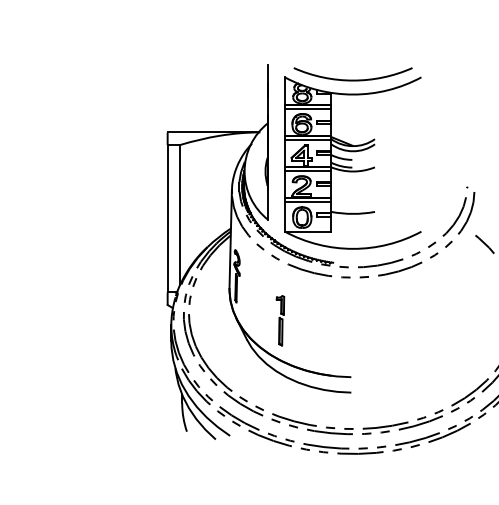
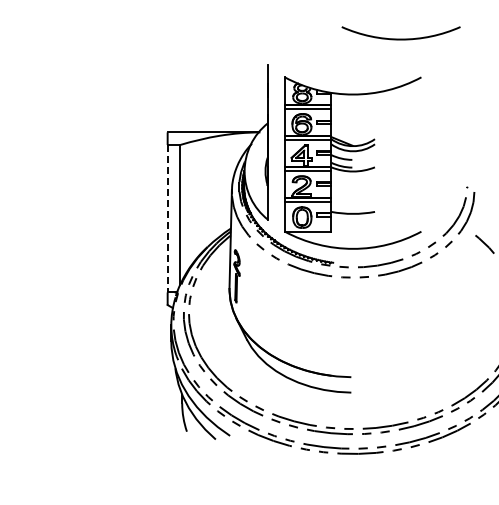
arc position: (352, 79) -> (400, 38) (400, 38)
line: solid -> dashed (167, 218)
part: present -> none (280, 320)
